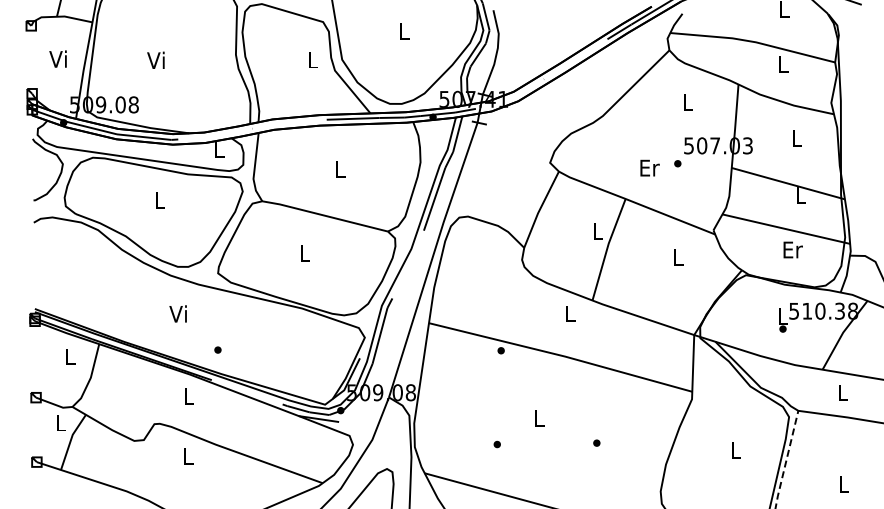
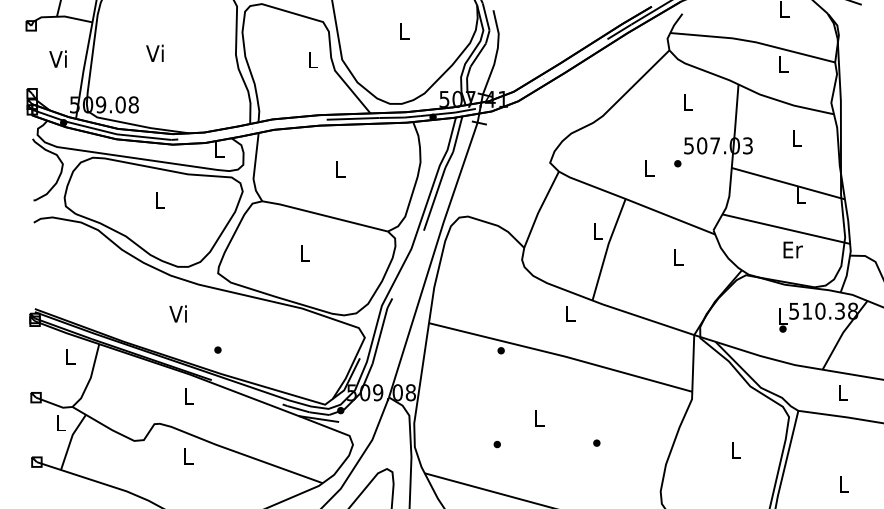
text position: (155, 59) -> (154, 52) (154, 52)
text: Er -> L (649, 167)
line: dashed -> solid (786, 460)
